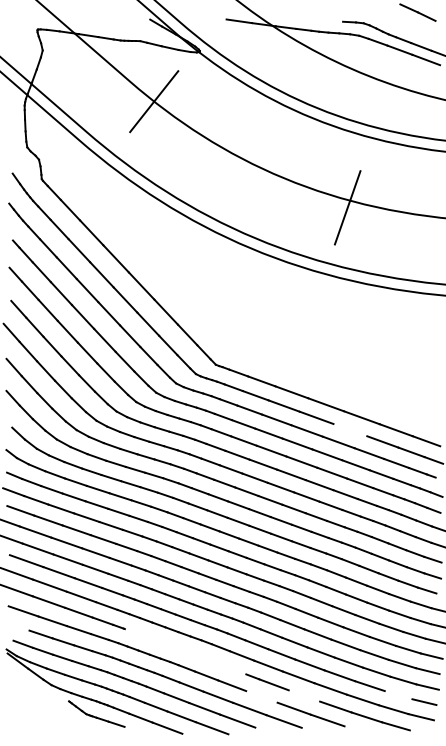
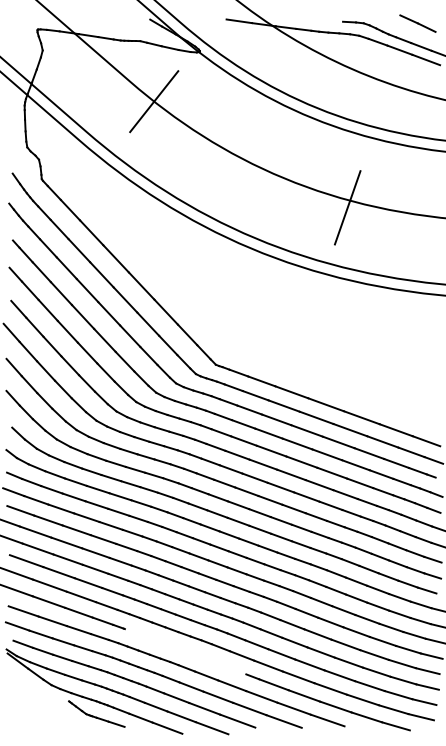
line position: (417, 12) -> (417, 23) (417, 23)
line: none -> present (350, 430)
line: none -> present (17, 626)
line: none -> present (304, 695)
line: none -> present (398, 695)
line: none -> present (261, 696)
